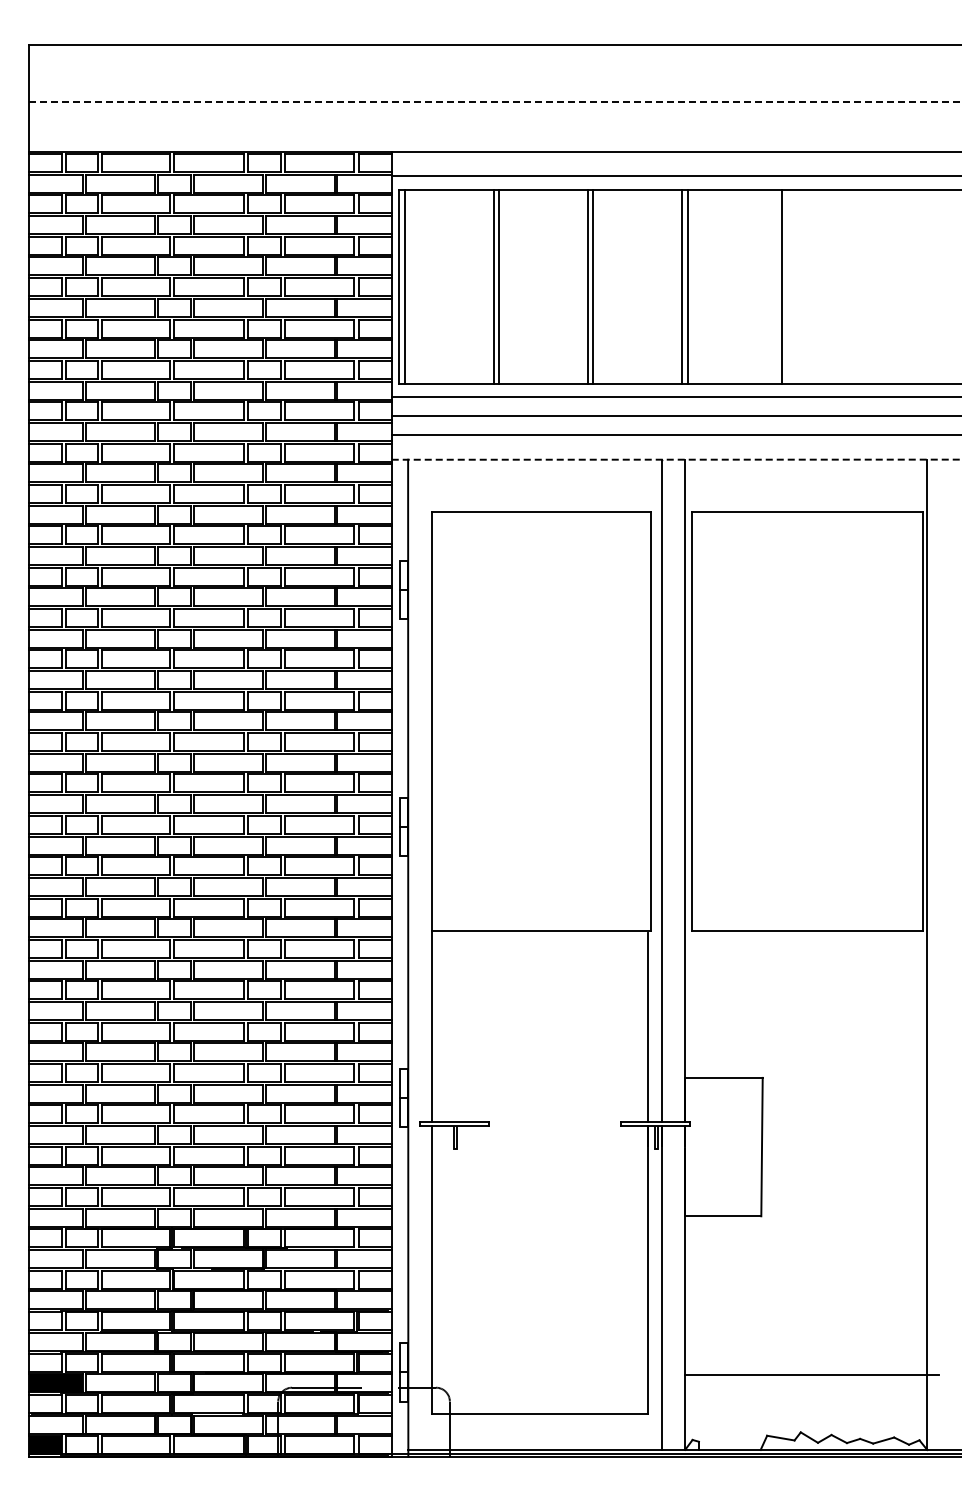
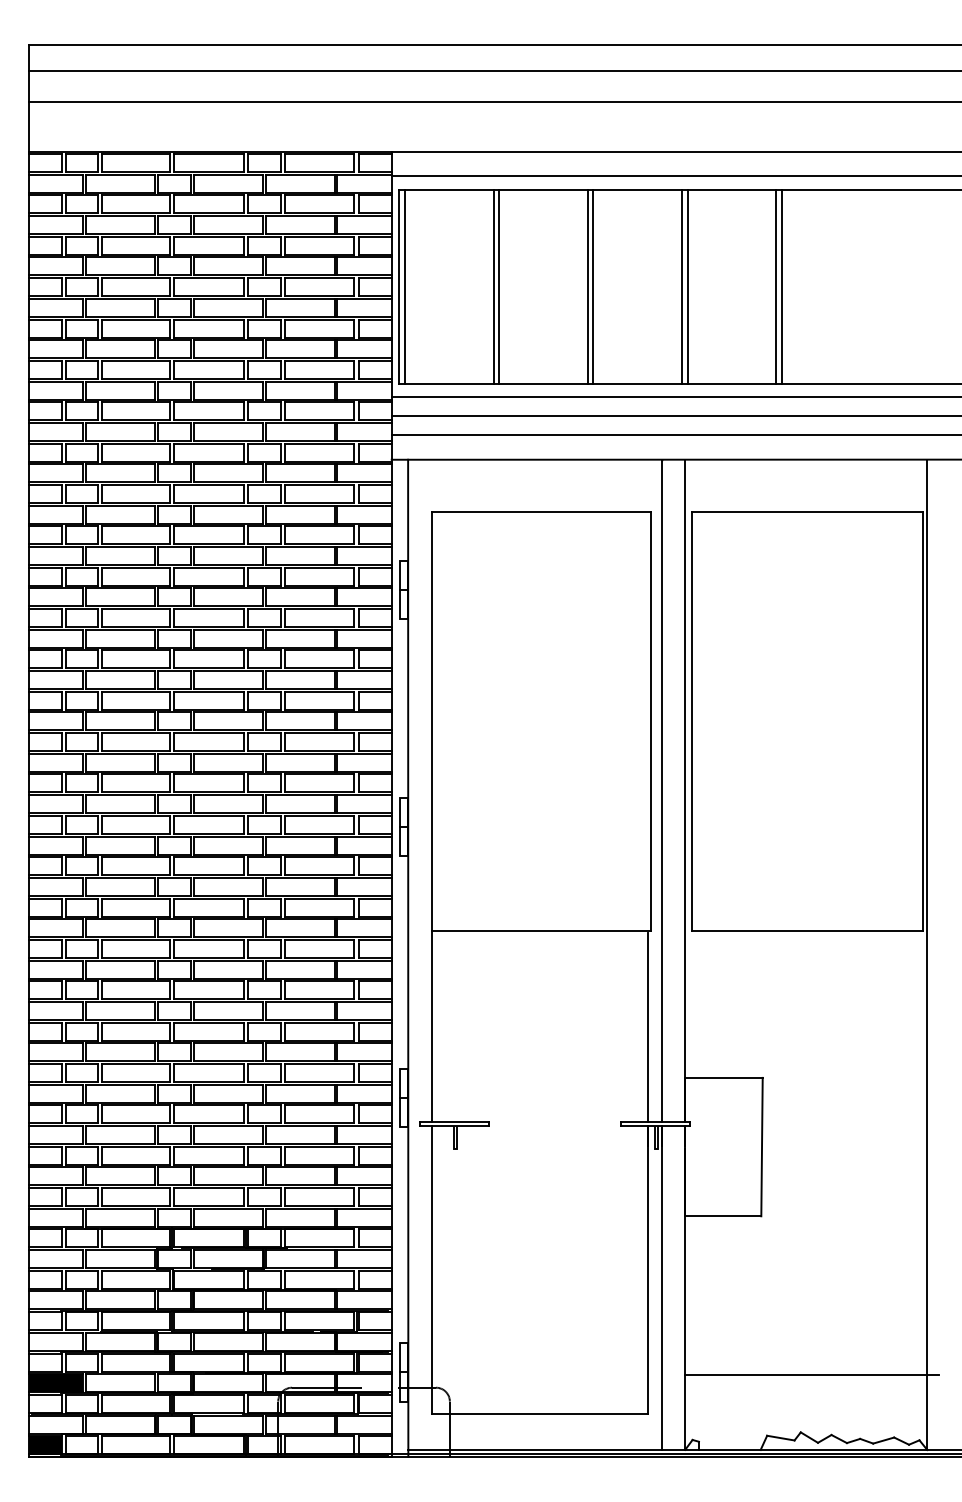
line: none -> present (493, 70)
line: dashed -> solid (495, 102)
line: none -> present (776, 286)
line: dashed -> solid (676, 459)
